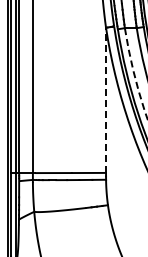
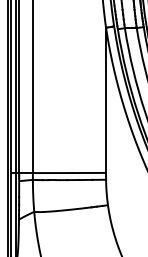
arc: dashed -> solid (134, 74)
line: dashed -> solid (106, 100)
